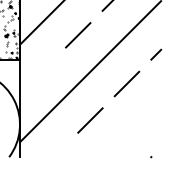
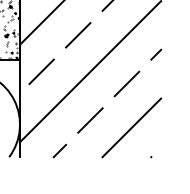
line: none -> present (41, 71)
line: none -> present (131, 127)
line: none -> present (59, 151)
